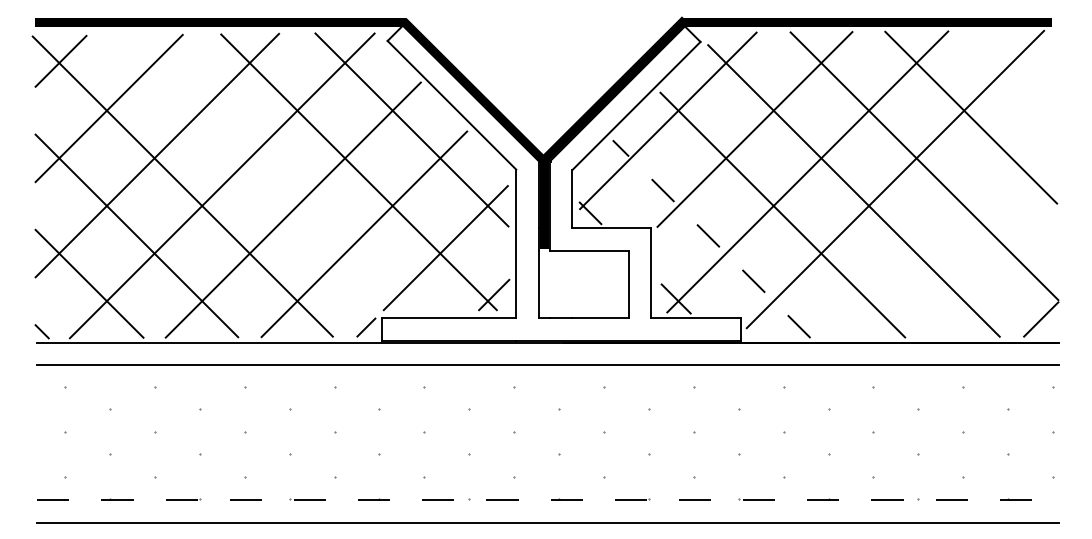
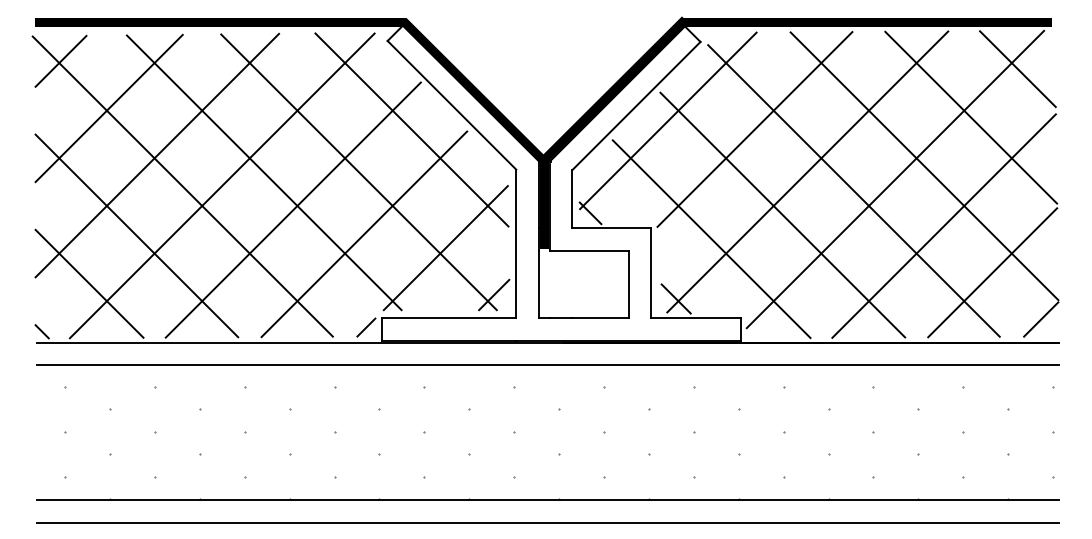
line: none -> present (1017, 69)
line: none -> present (263, 172)
line: none -> present (943, 225)
line: dashed -> solid (711, 239)
line: none -> present (992, 272)
line: dashed -> solid (548, 500)
